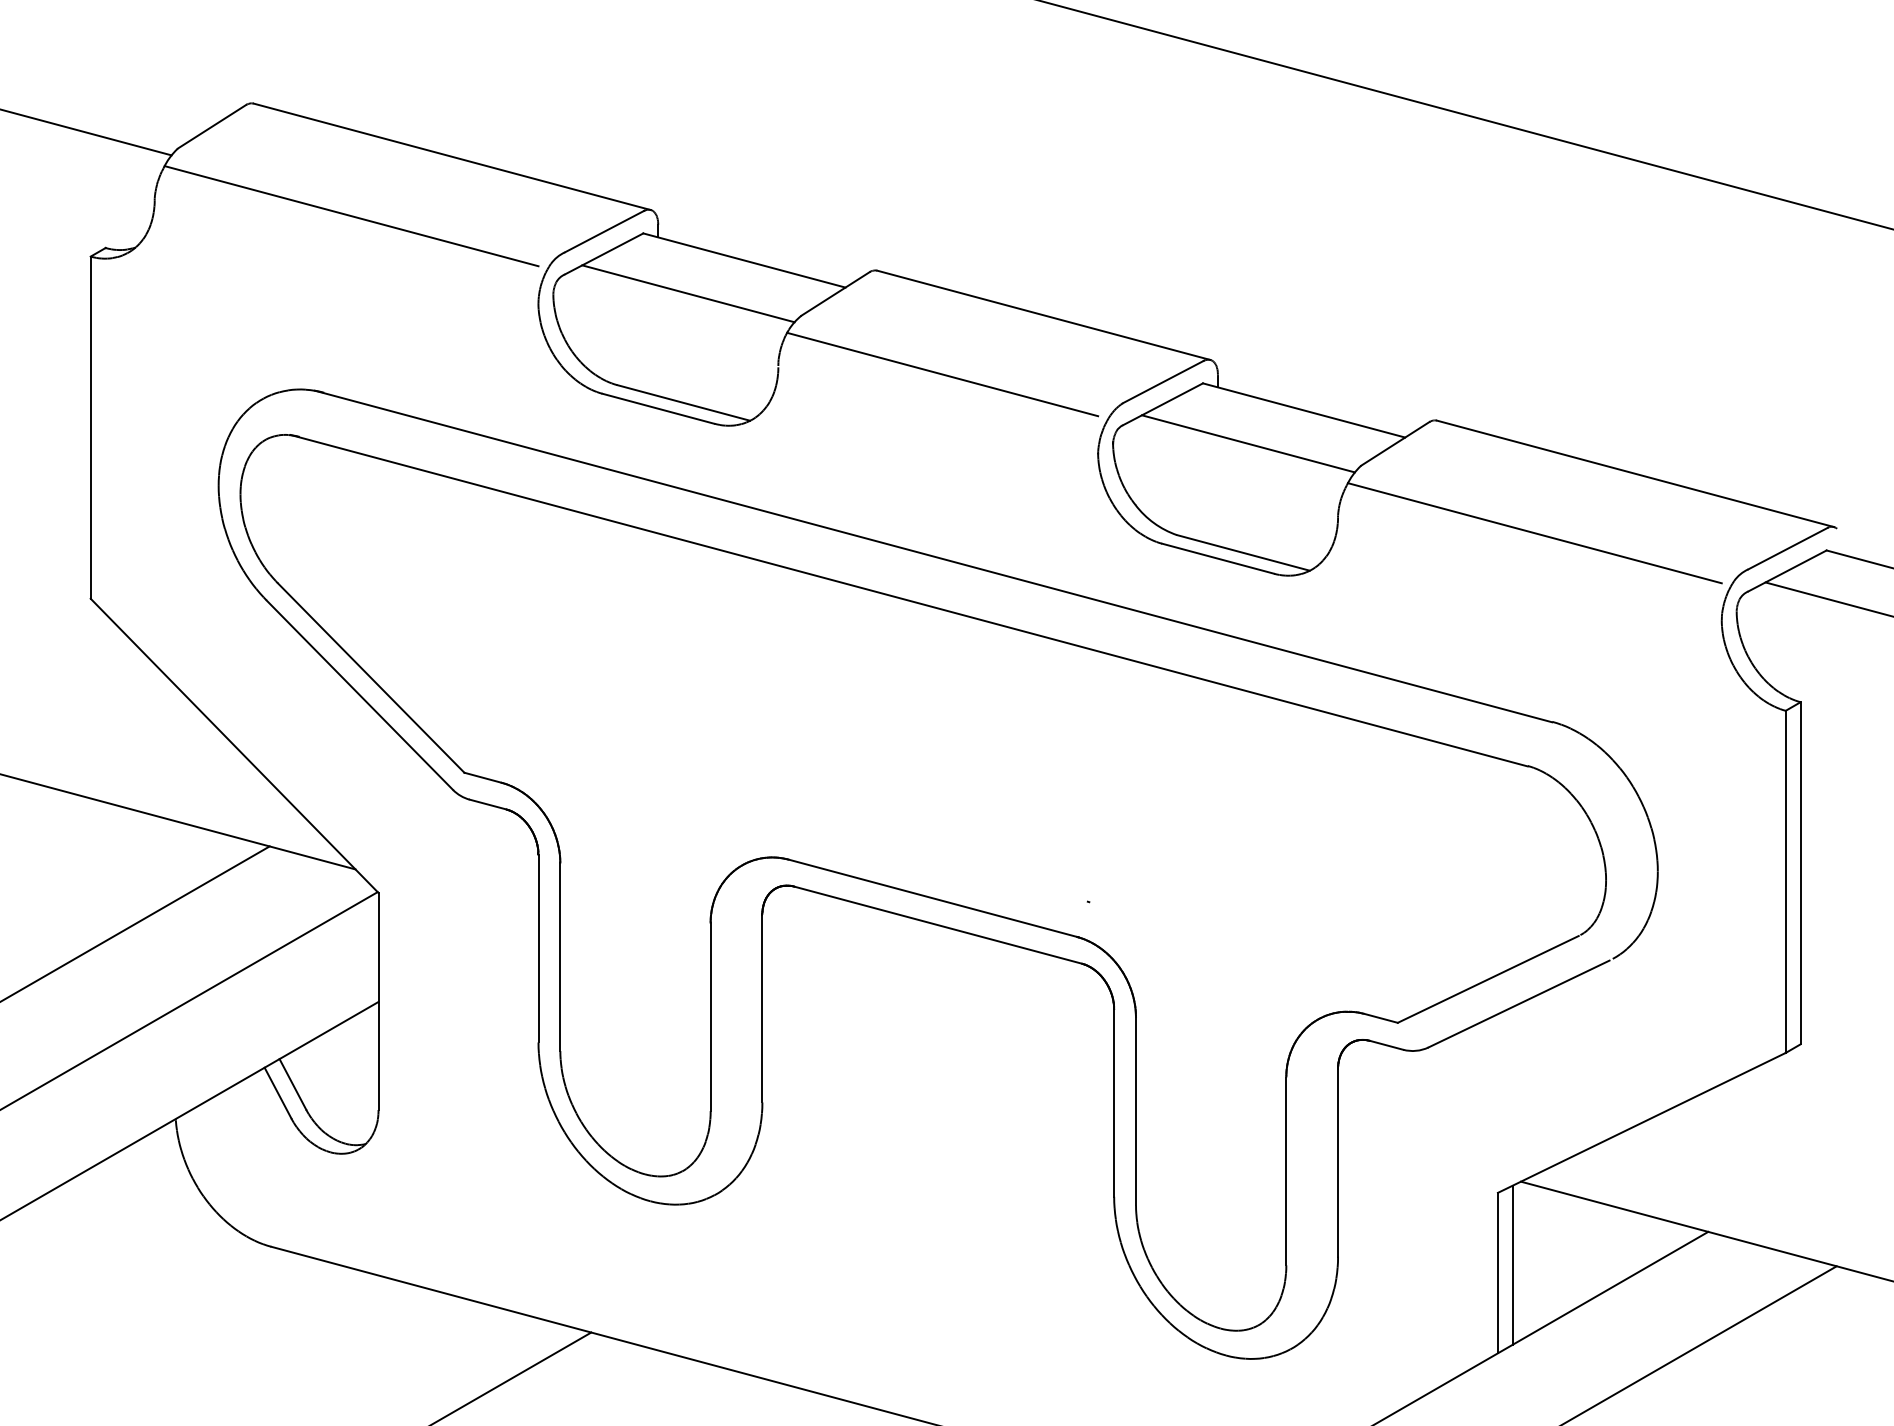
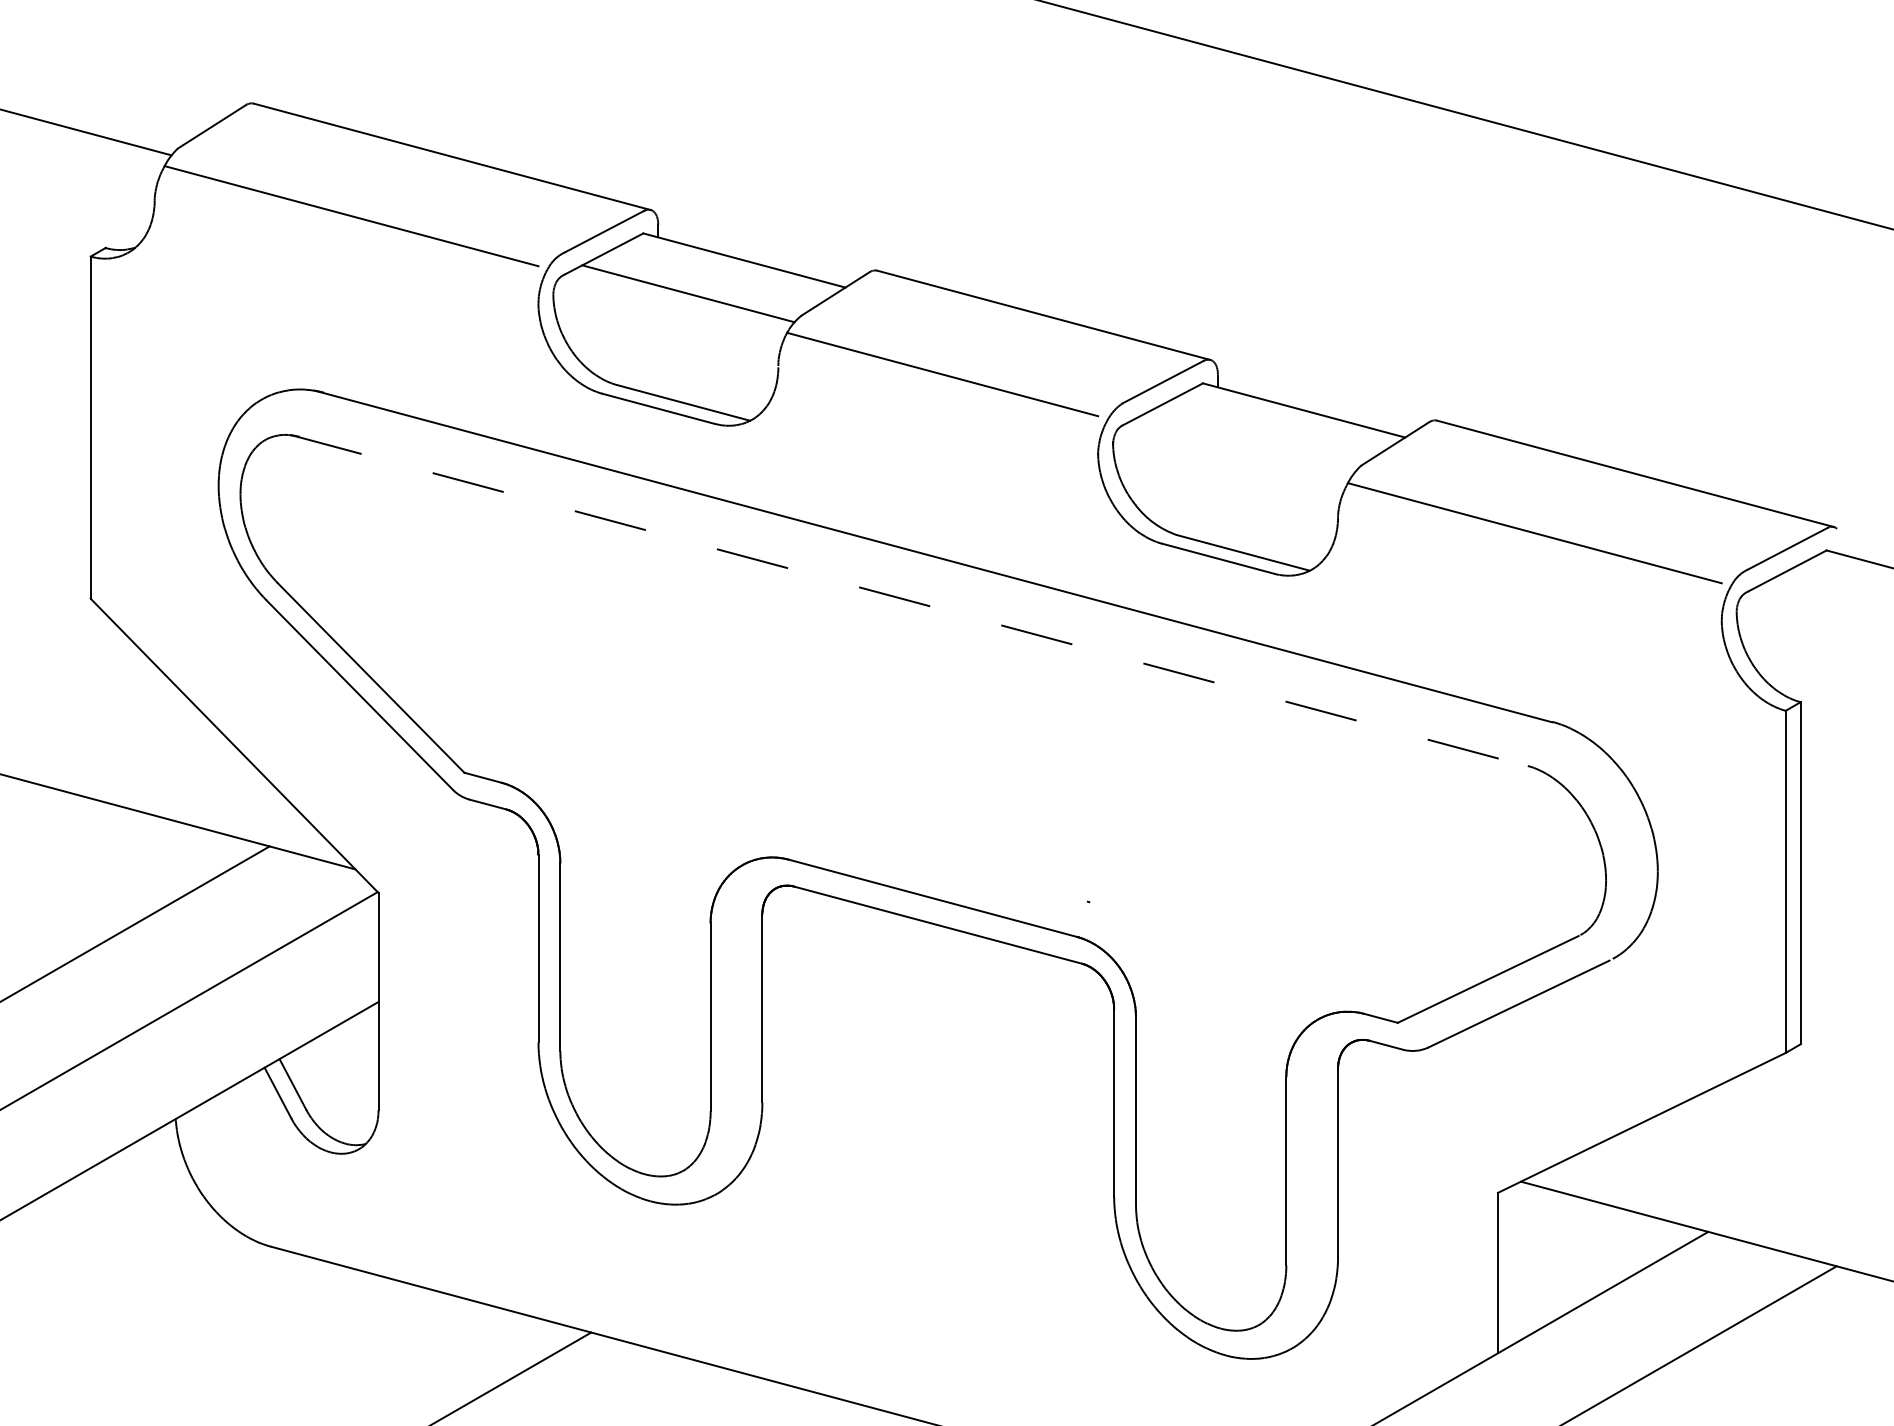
line: present -> none (1247, 443)
line: present -> none (1827, 598)
line: solid -> dashed (909, 600)
line: present -> none (1512, 1264)
